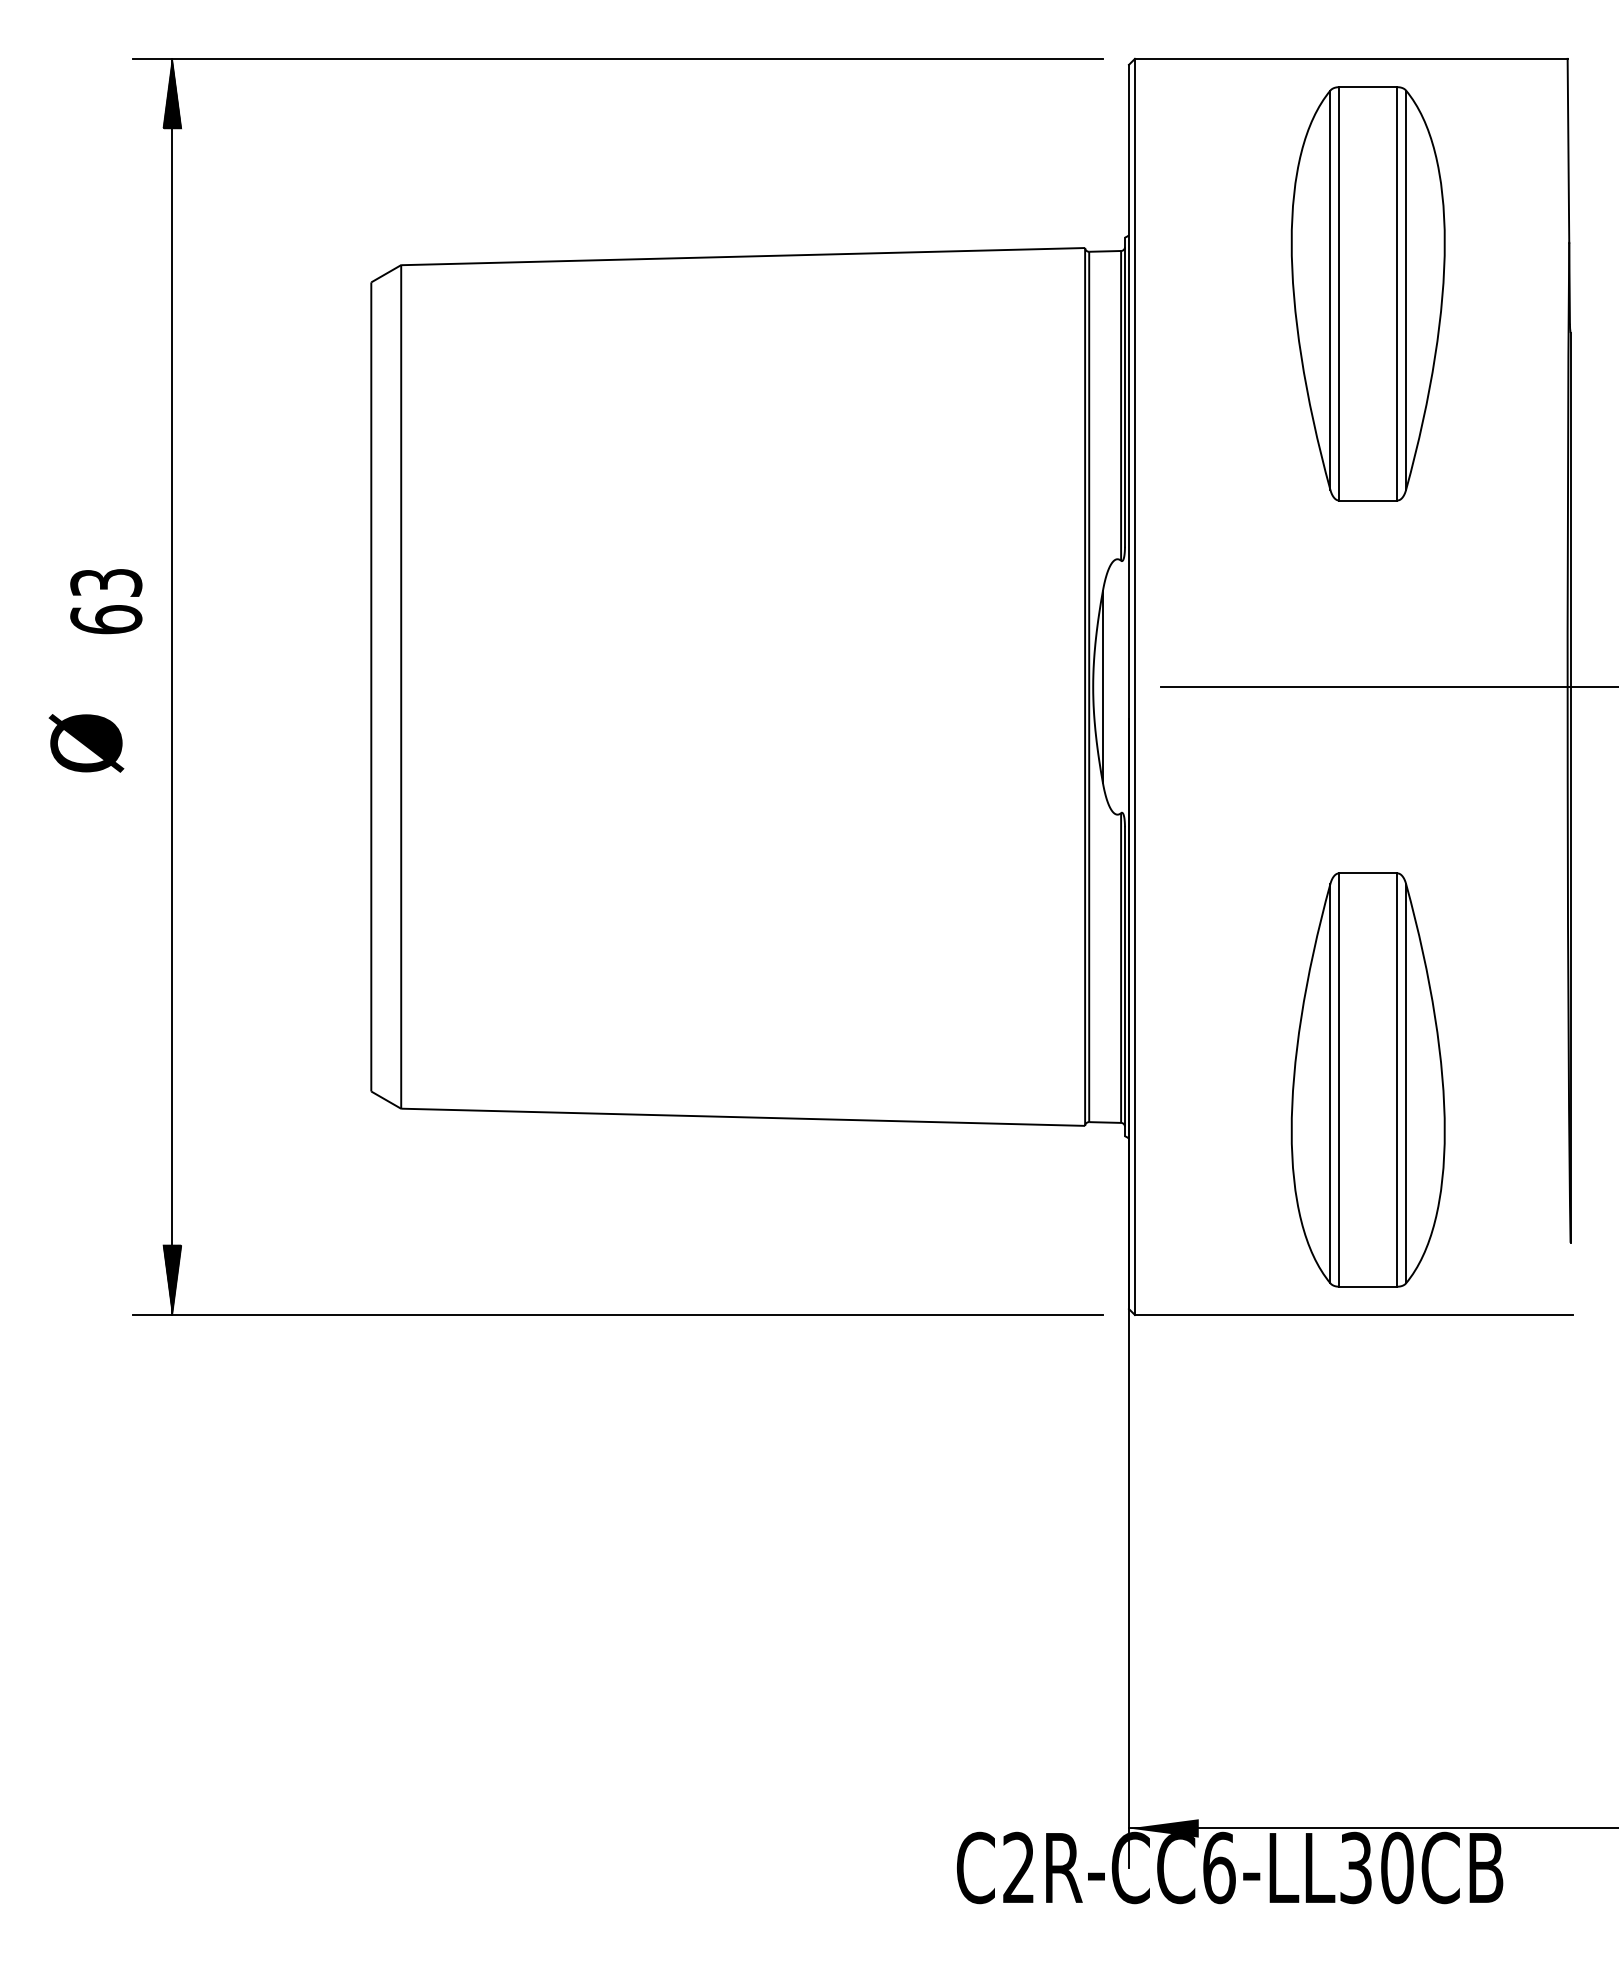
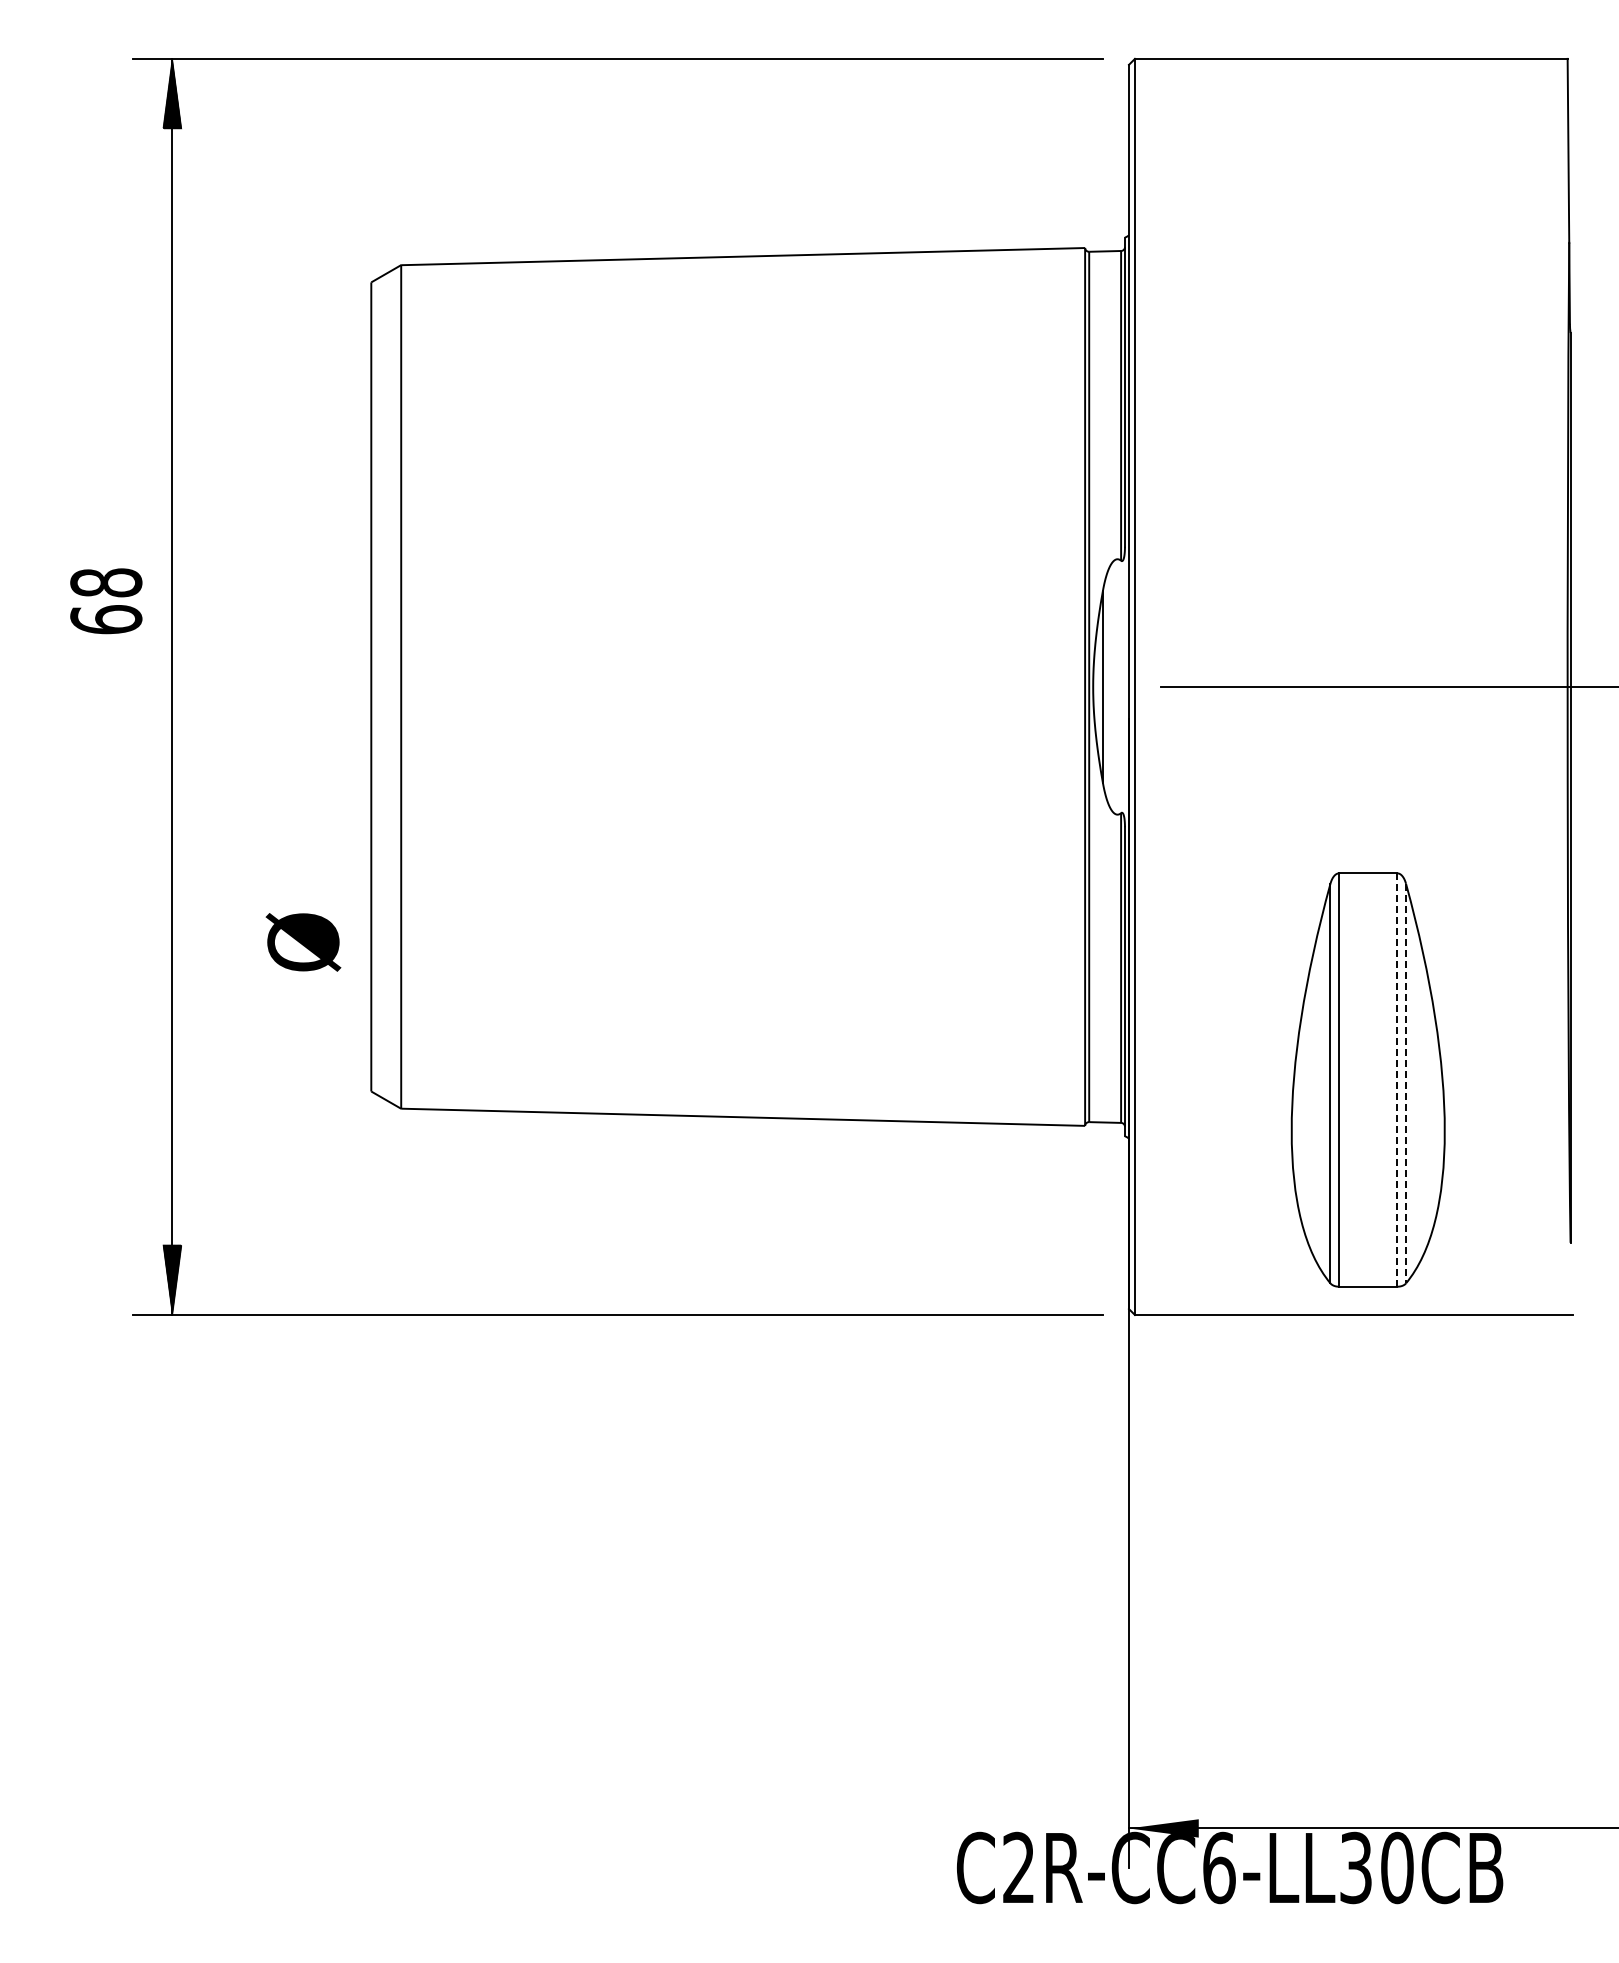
part: present -> none (1367, 293)
text: 63 -> 68 (106, 582)
text position: (86, 743) -> (303, 942) (303, 942)
line: solid -> dashed (1397, 1080)
line: solid -> dashed (1406, 1083)
